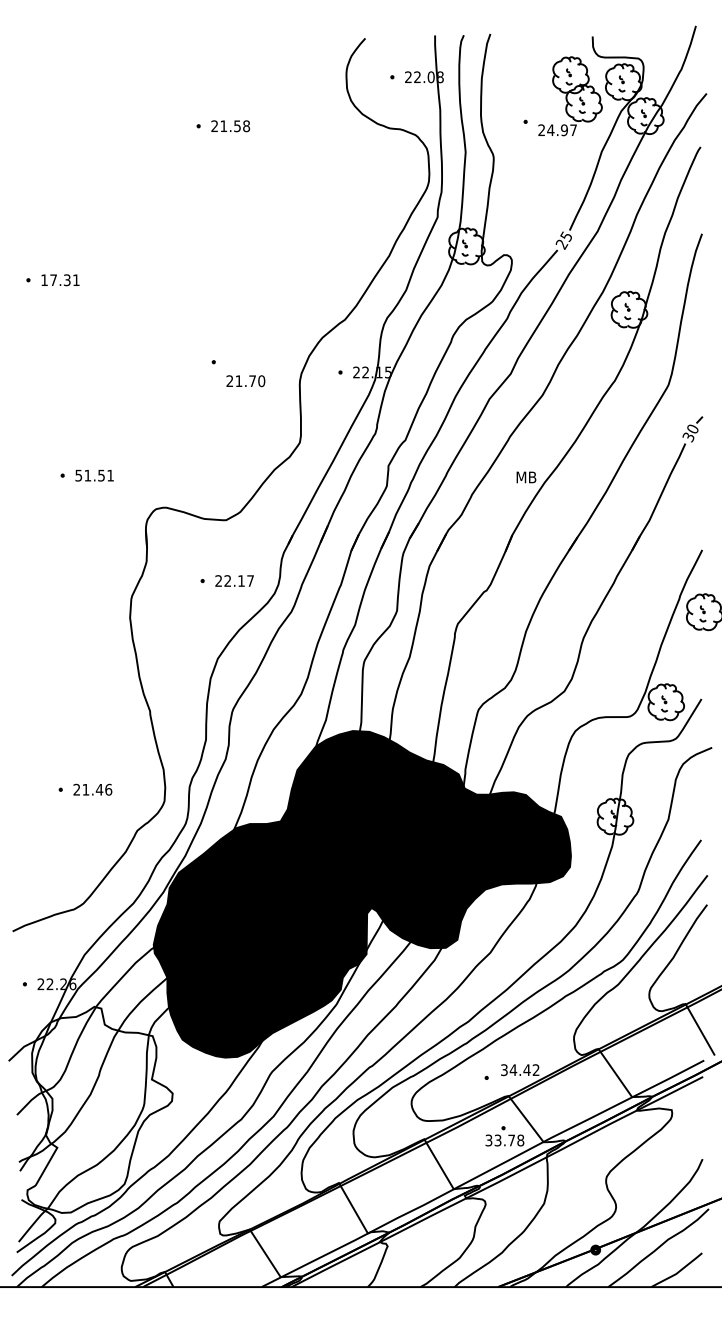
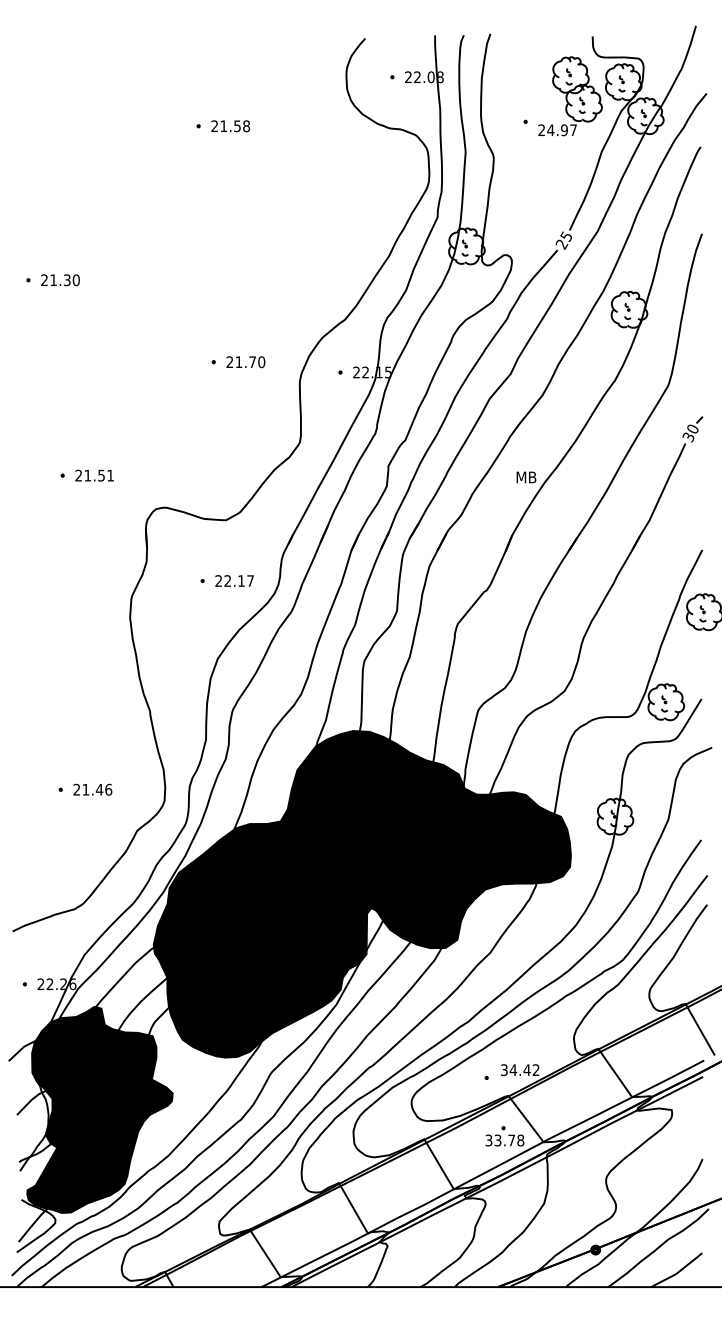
text: 17.31 -> 21.30 (60, 280)
text position: (245, 381) -> (245, 362) (245, 362)
text: 51.51 -> 21.51 (78, 475)
fill: none -> present (99, 1109)
